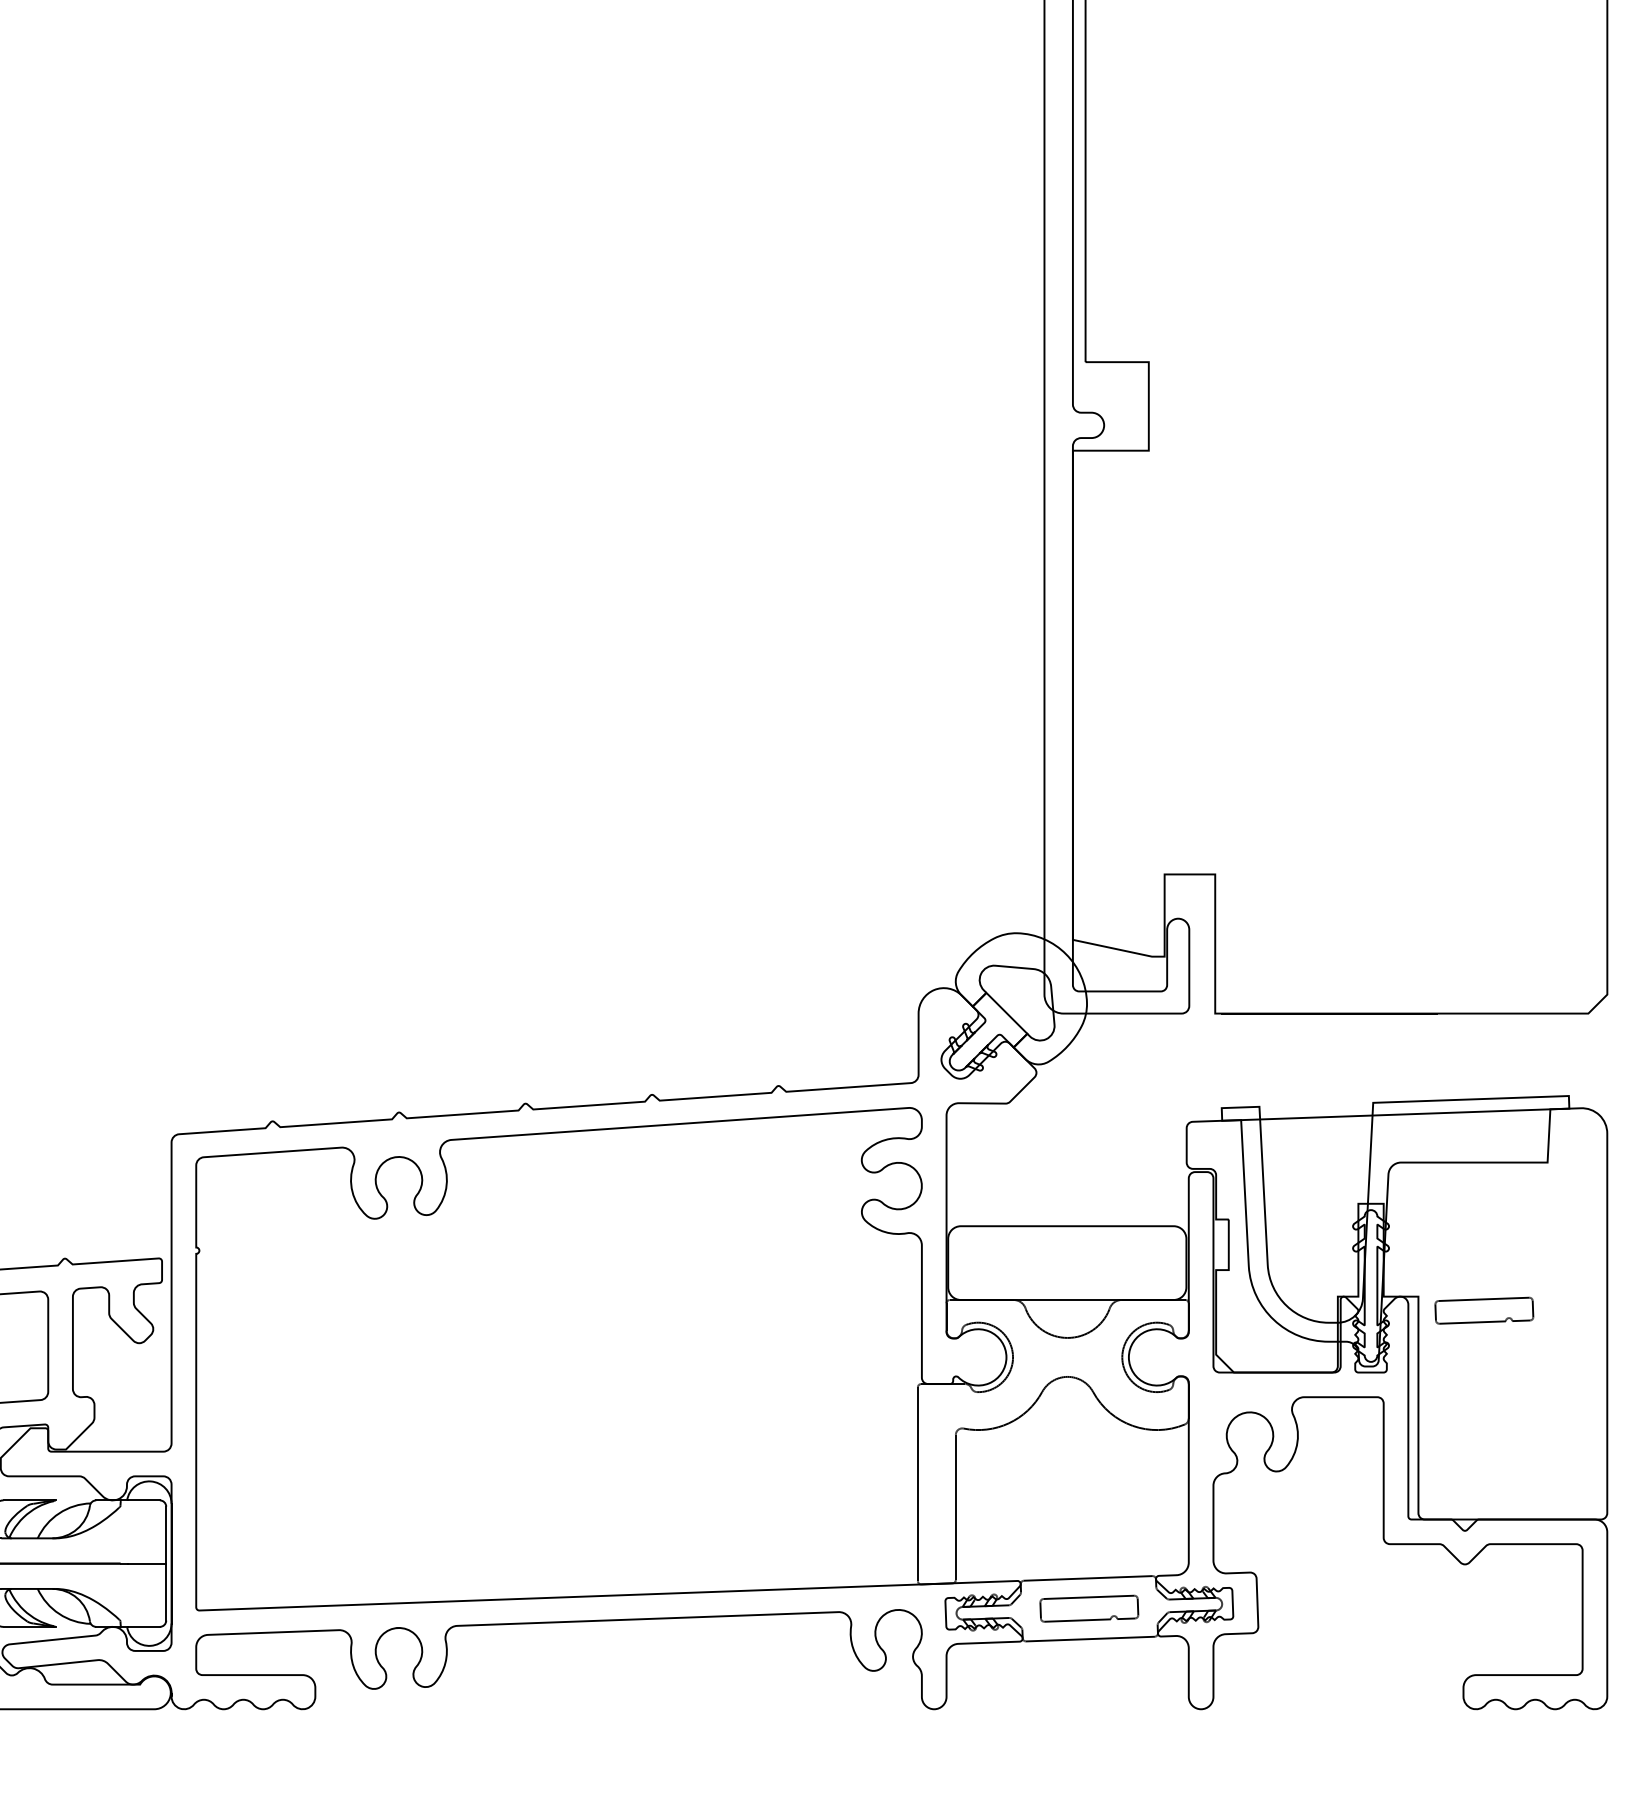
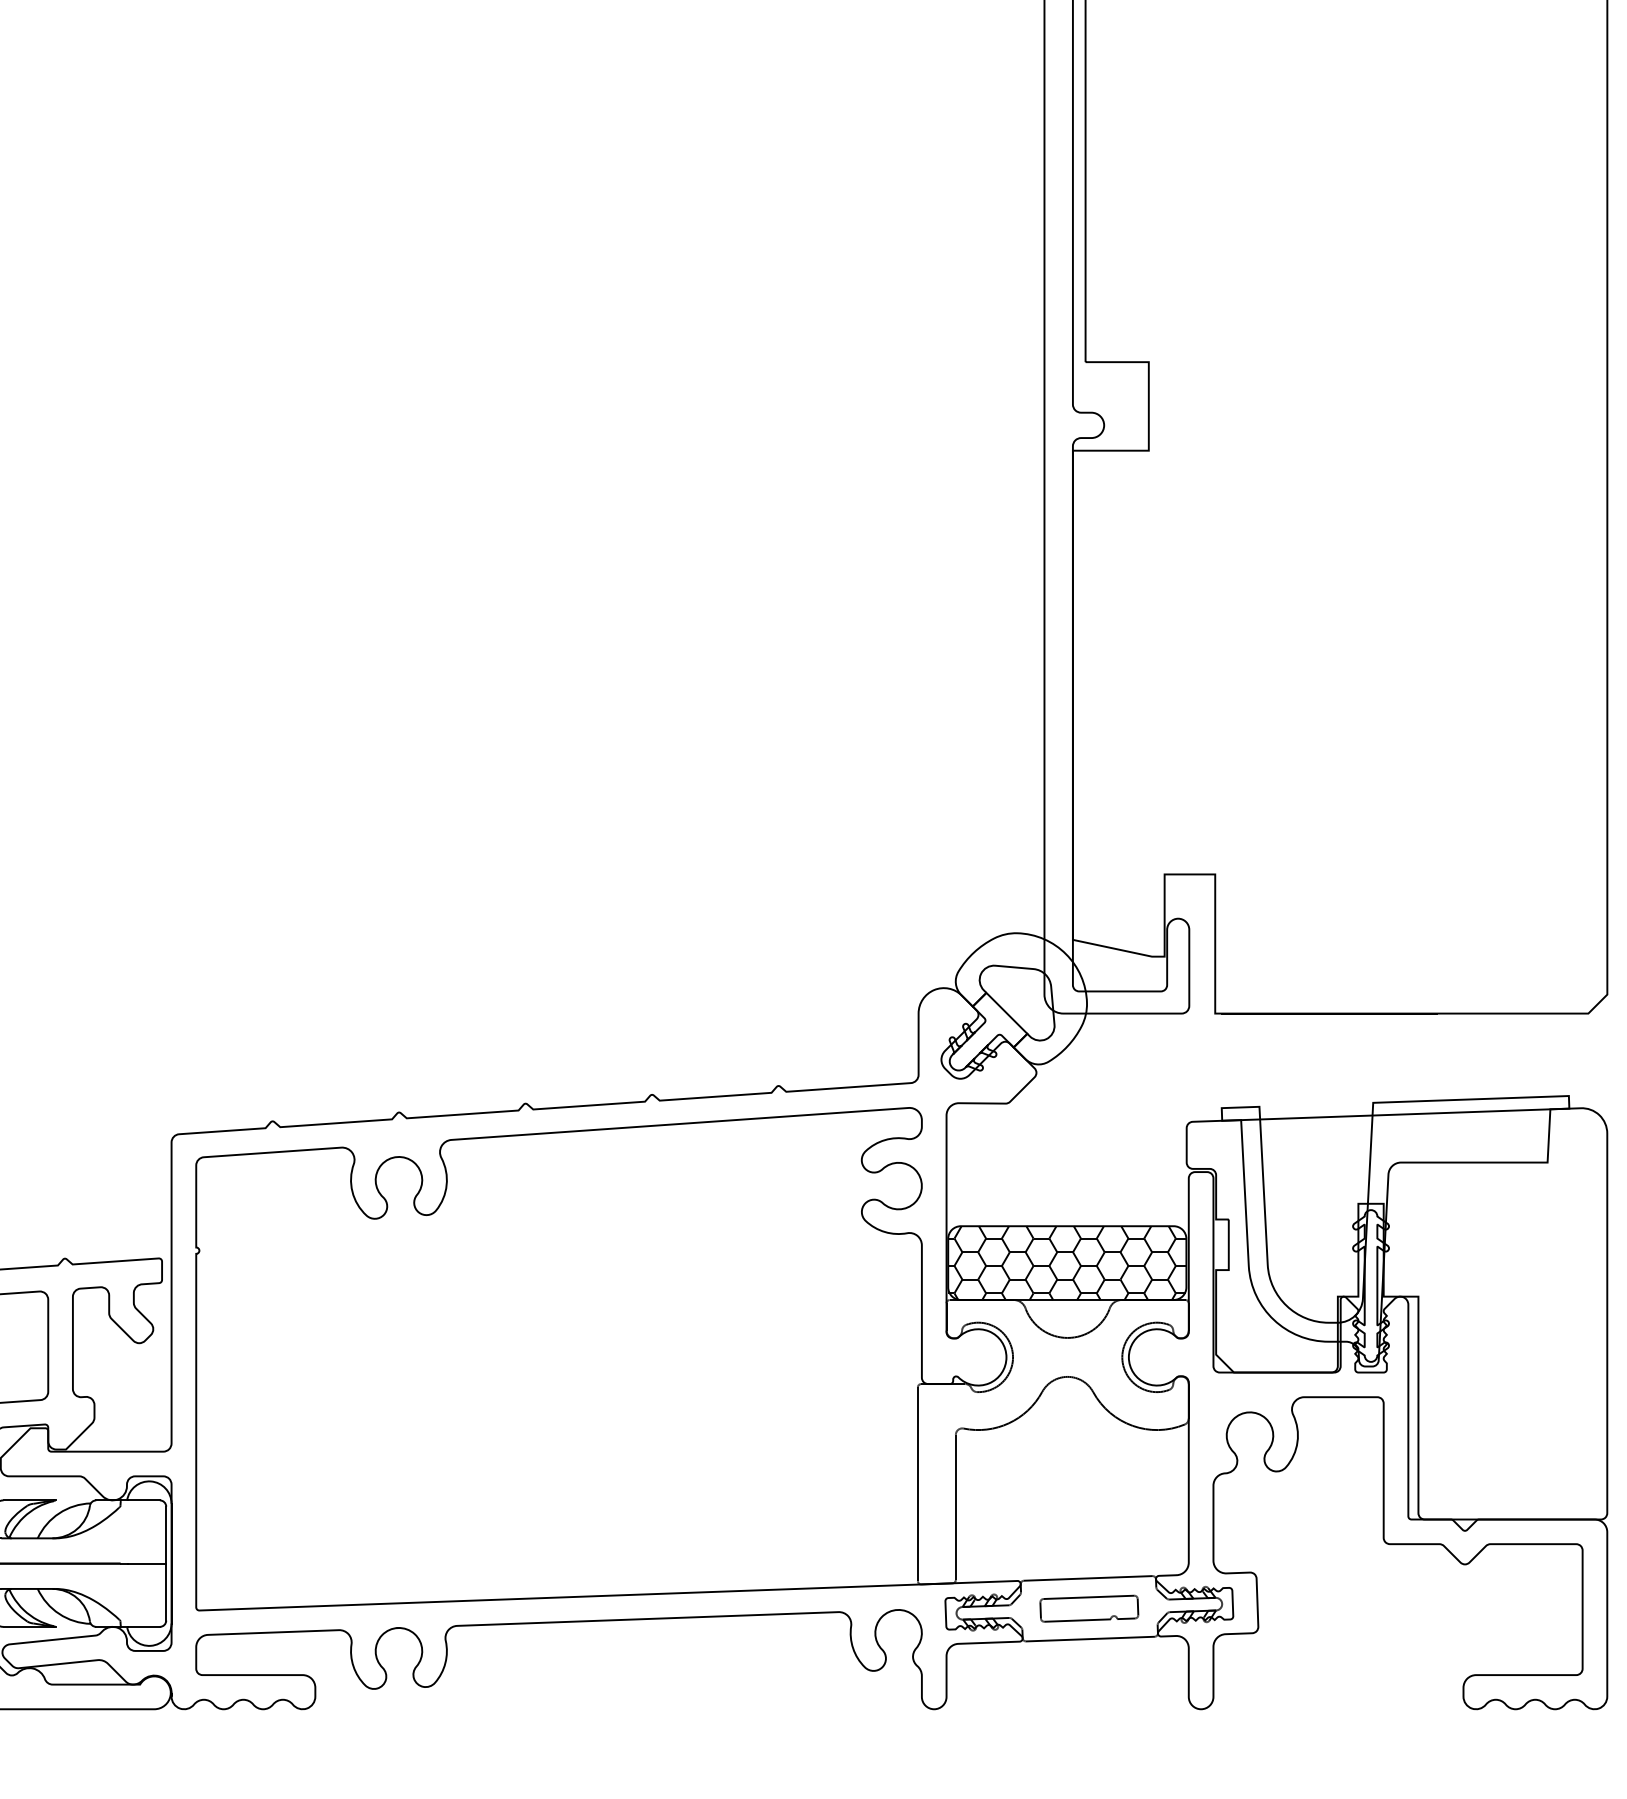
hatch: none -> present (1067, 1263)
part: present -> none (1484, 1310)
